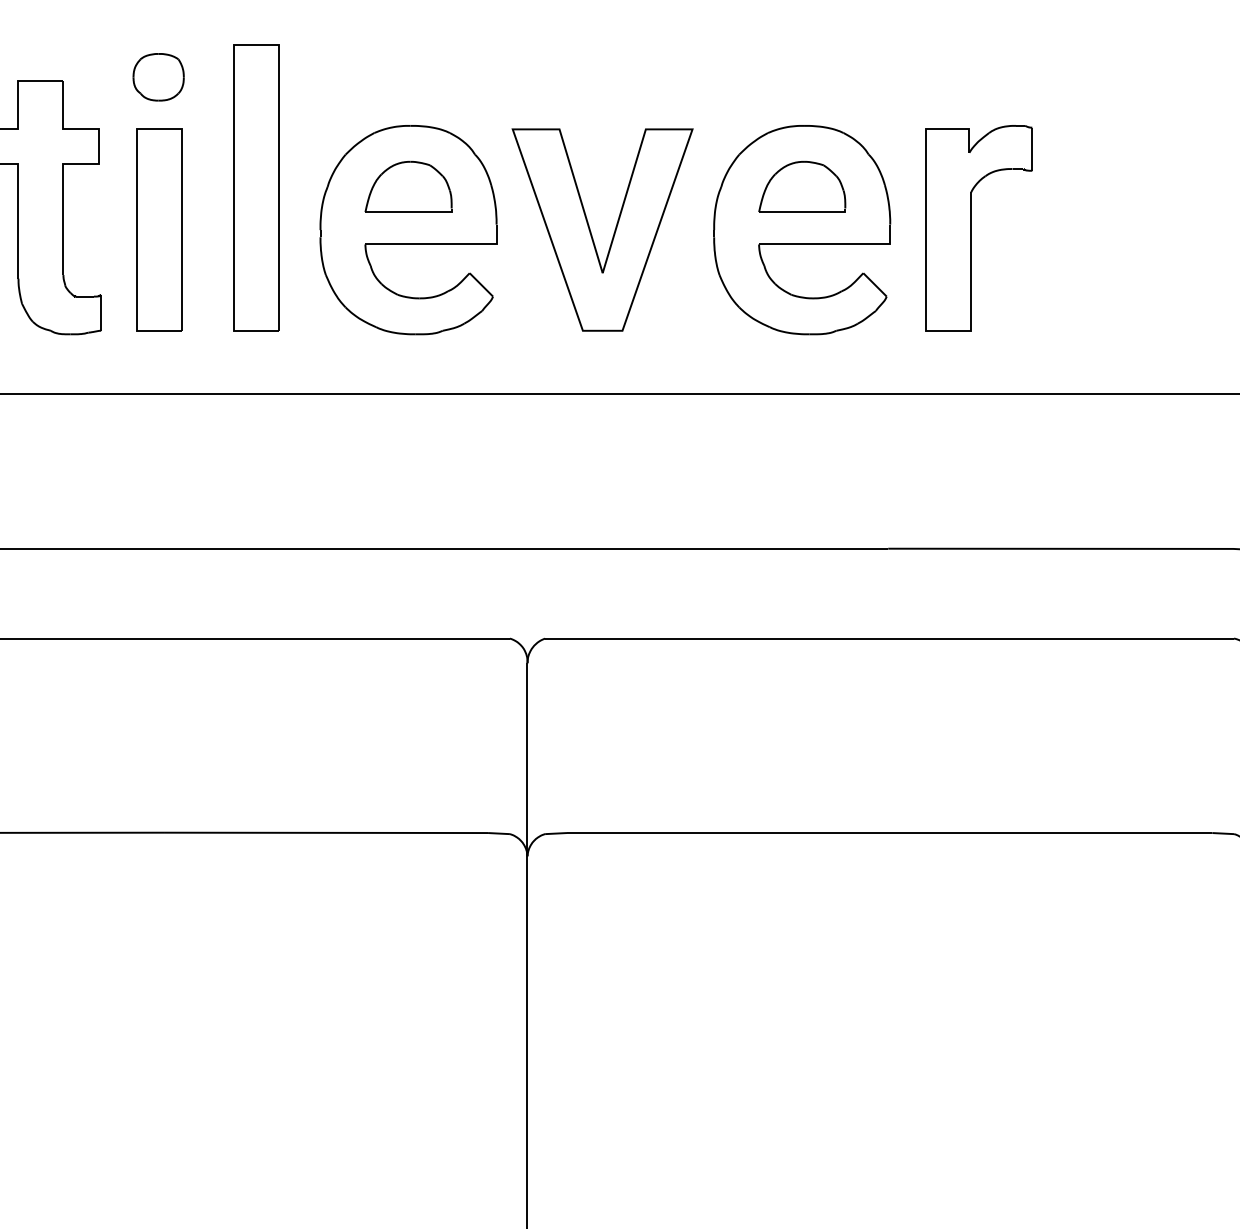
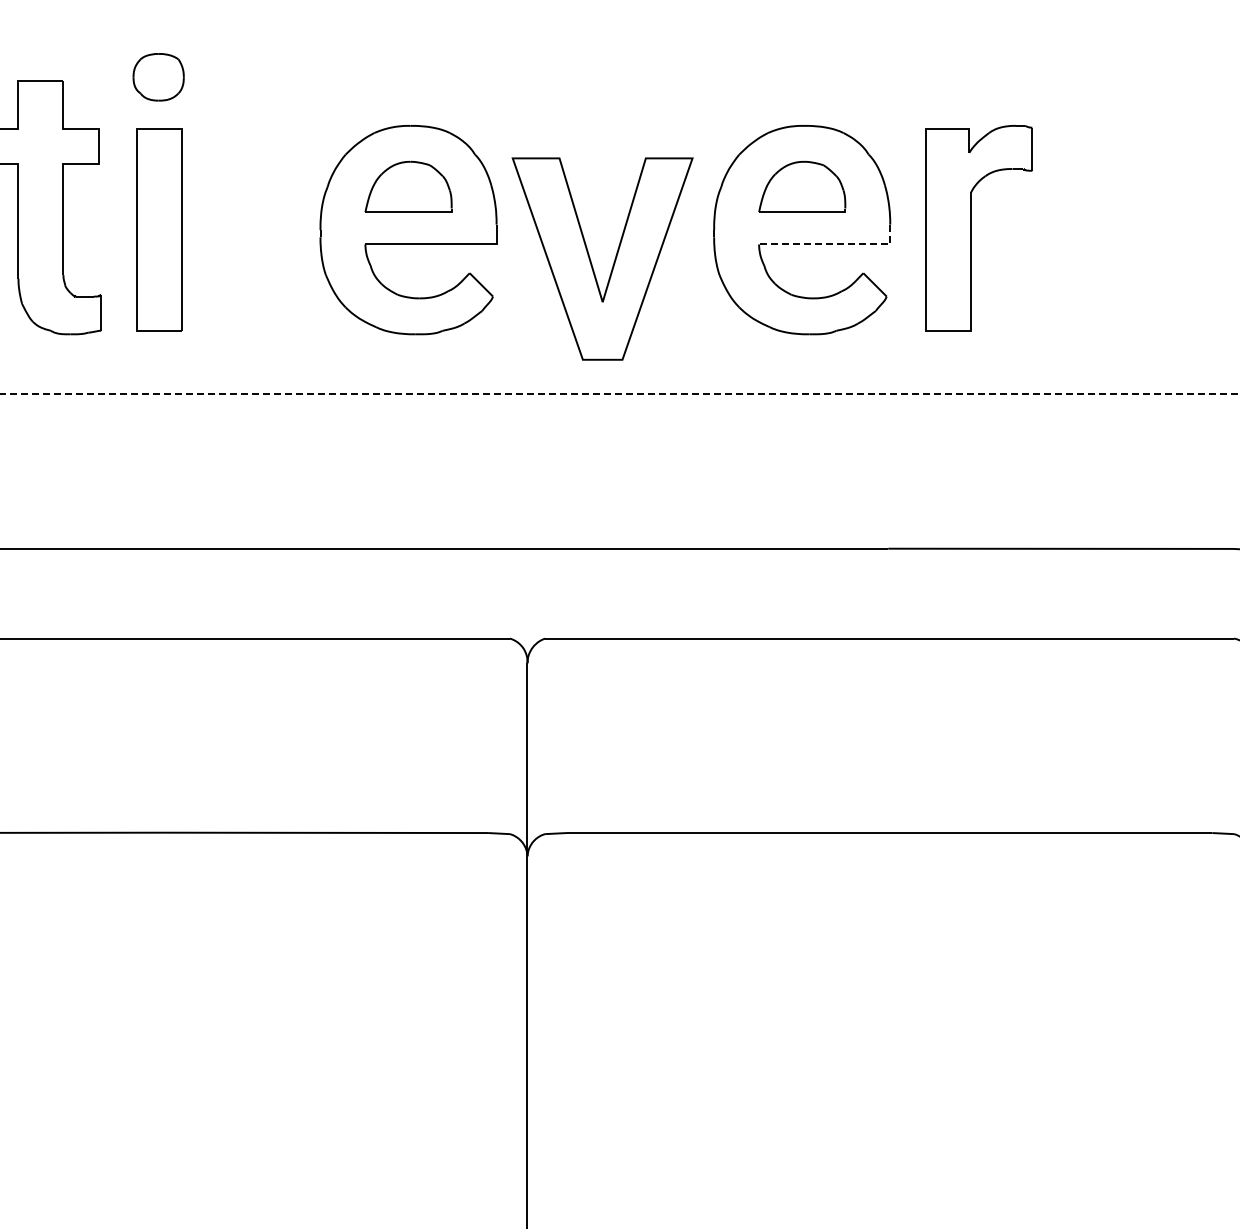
part: present -> none (256, 187)
part position: (591, 231) -> (591, 260) (591, 260)
line: solid -> dashed (834, 244)
line: solid -> dashed (620, 394)
